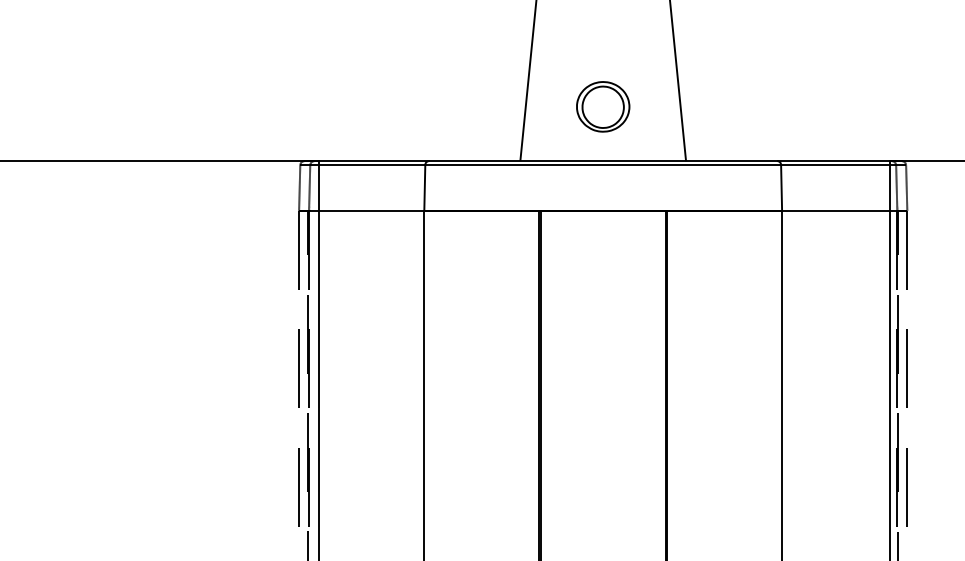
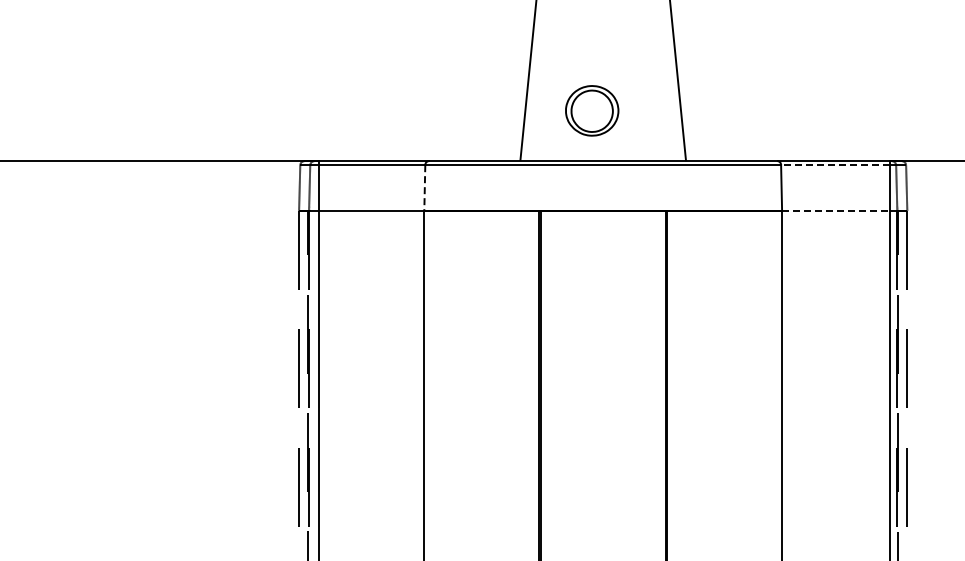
part position: (603, 106) -> (592, 110) (592, 110)
line: solid -> dashed (835, 165)
line: solid -> dashed (424, 188)
line: solid -> dashed (836, 210)
